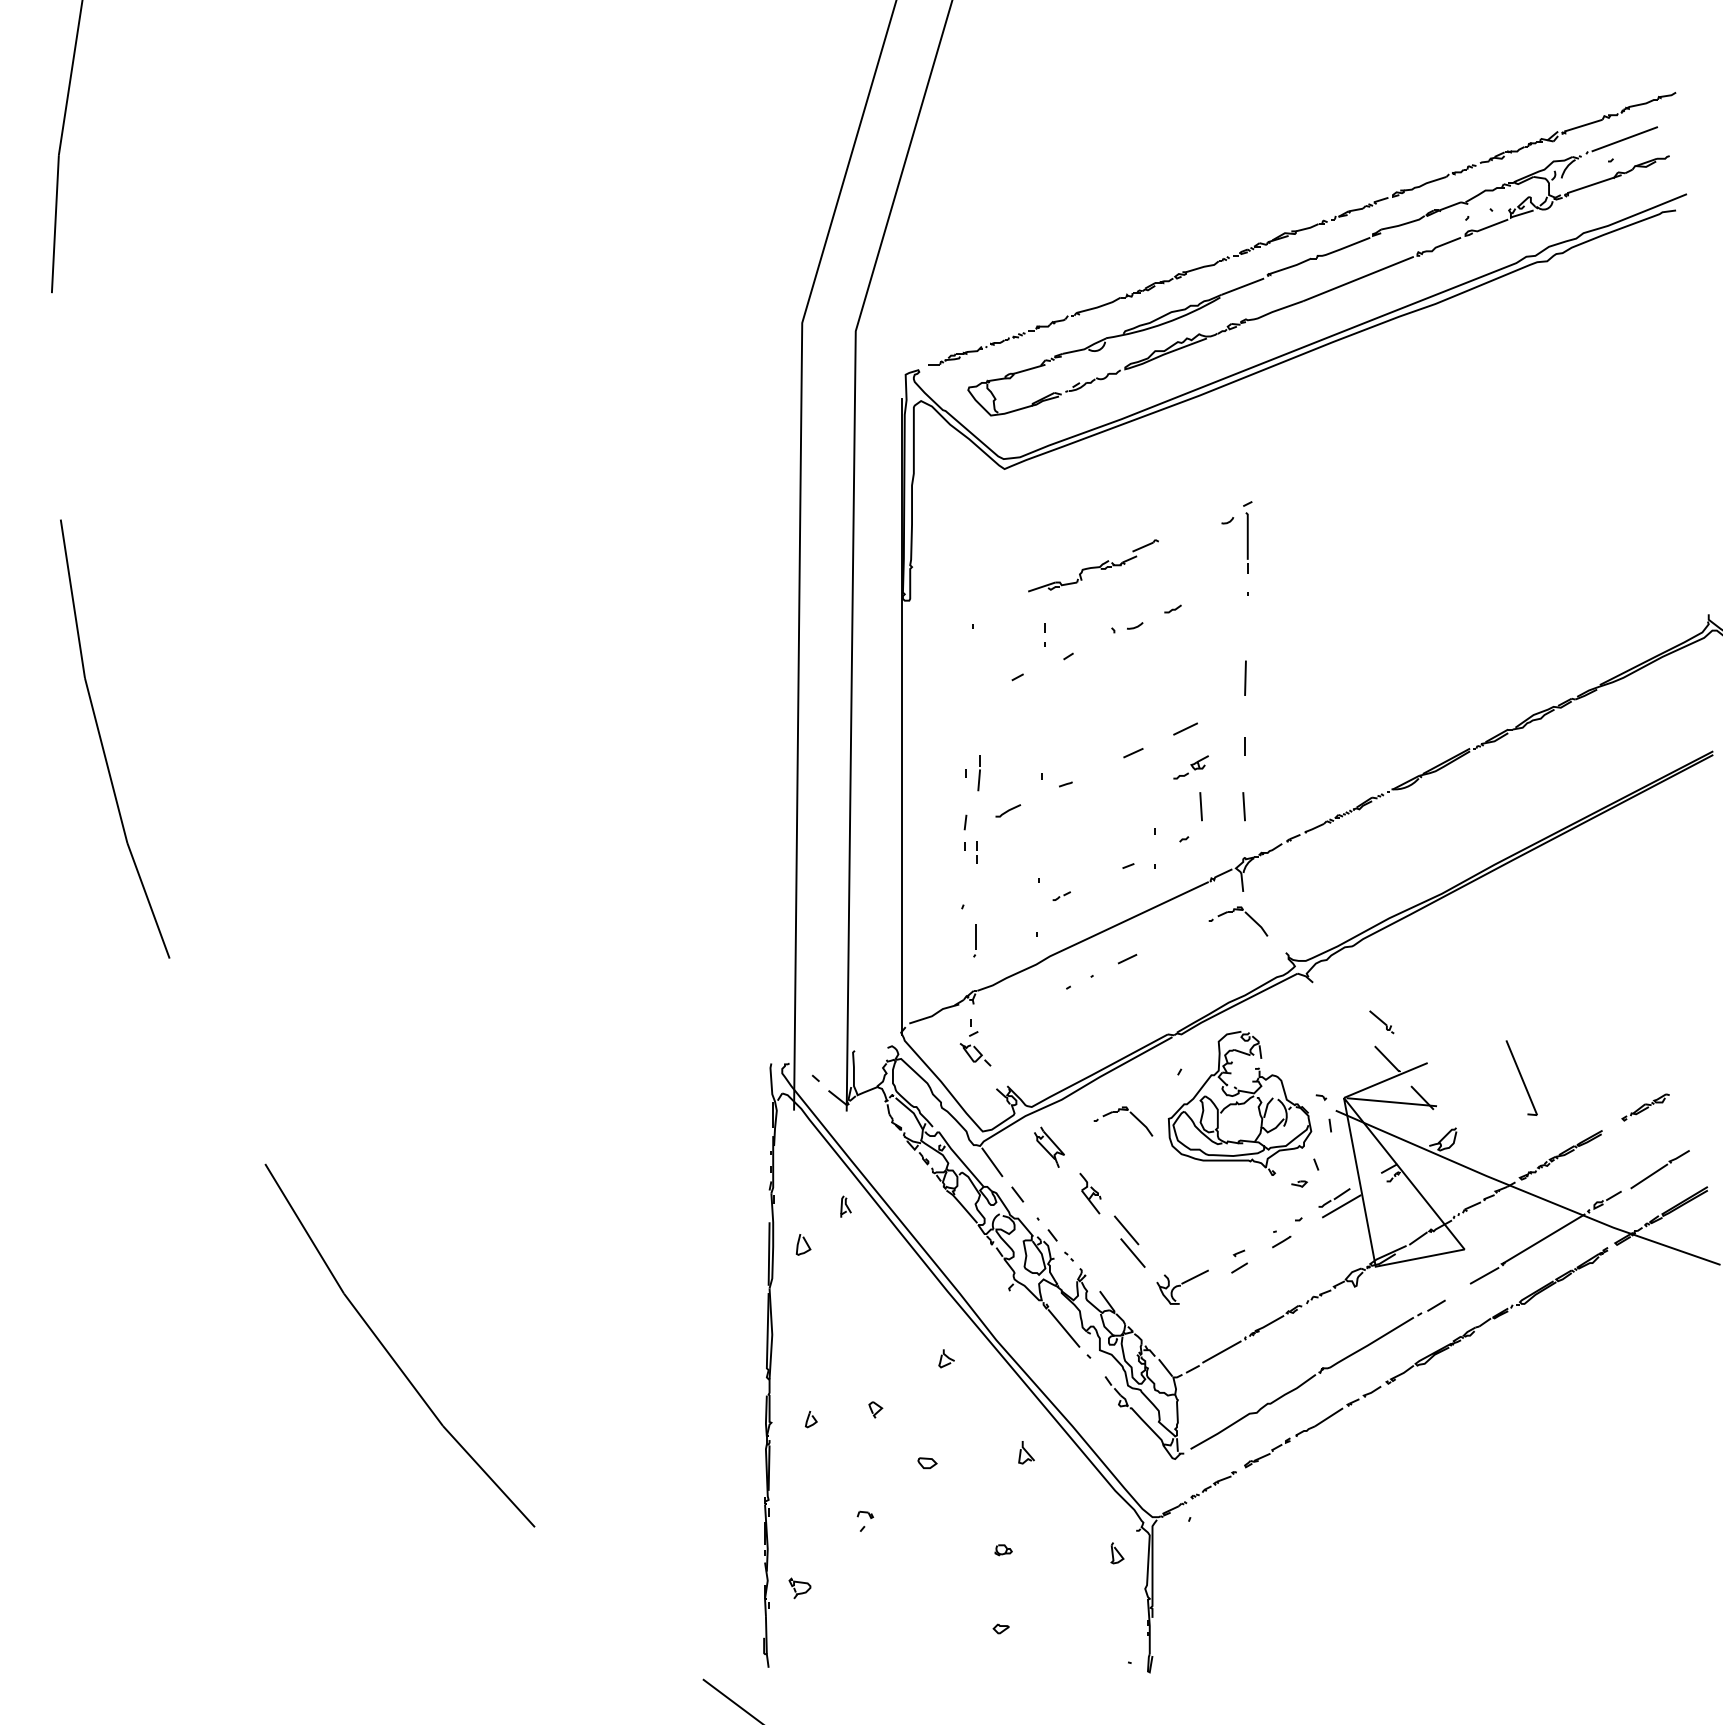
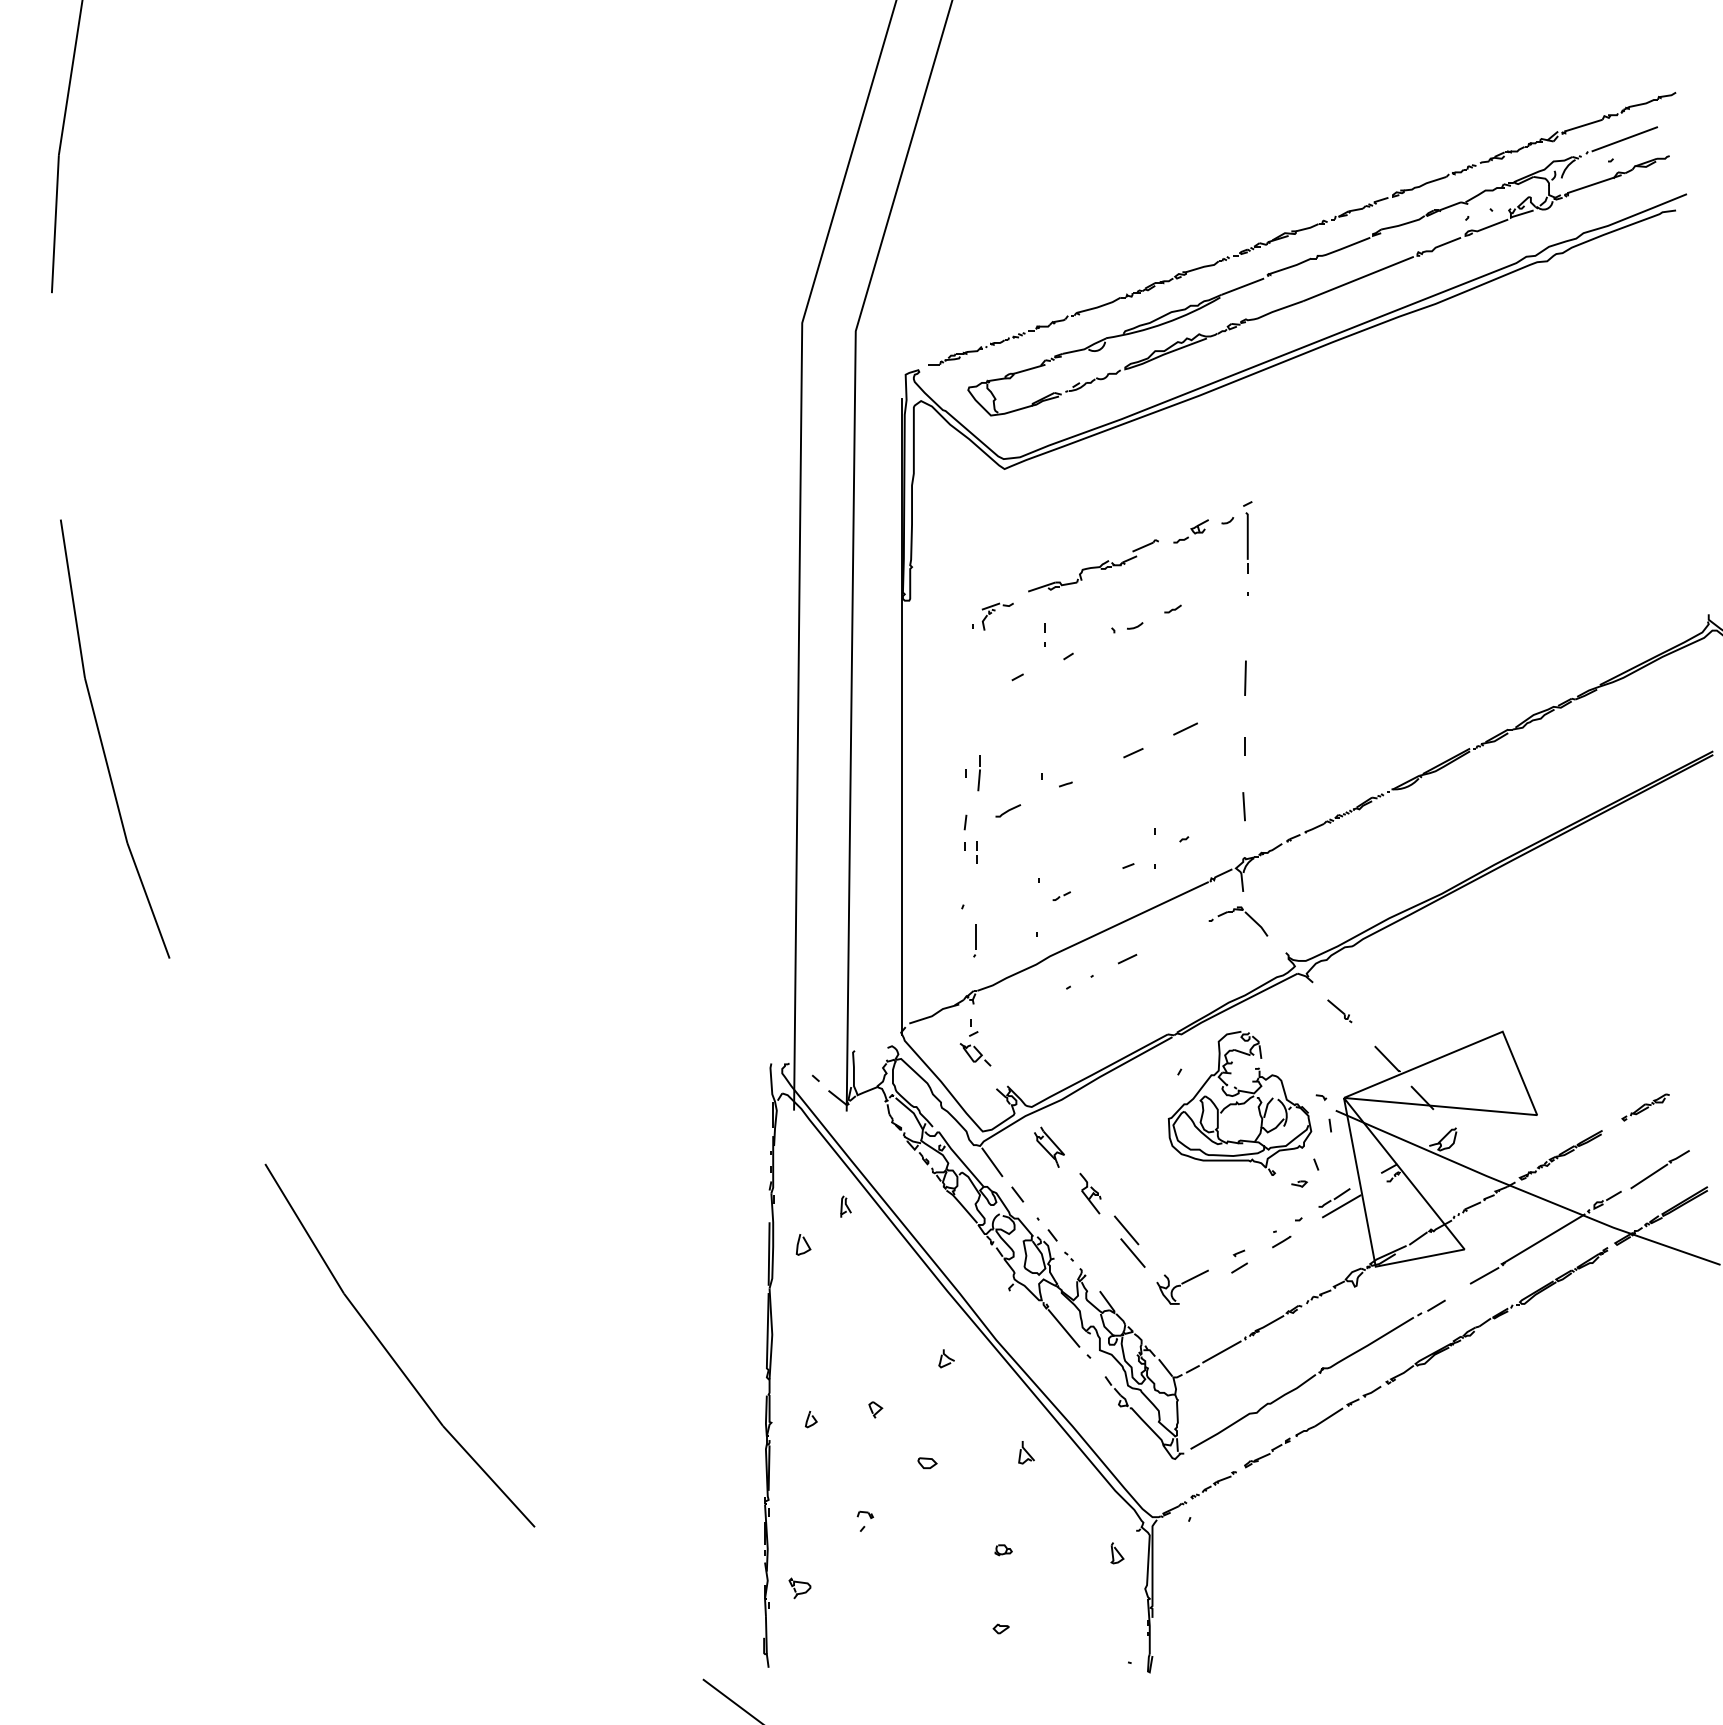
part: none -> present (997, 616)
part position: (1190, 767) -> (1190, 531) (1190, 531)
line: present -> none (1200, 806)
part position: (1381, 1022) -> (1339, 1011) (1339, 1011)
line: dashed -> solid (1524, 1083)
part: present -> none (1130, 1113)
